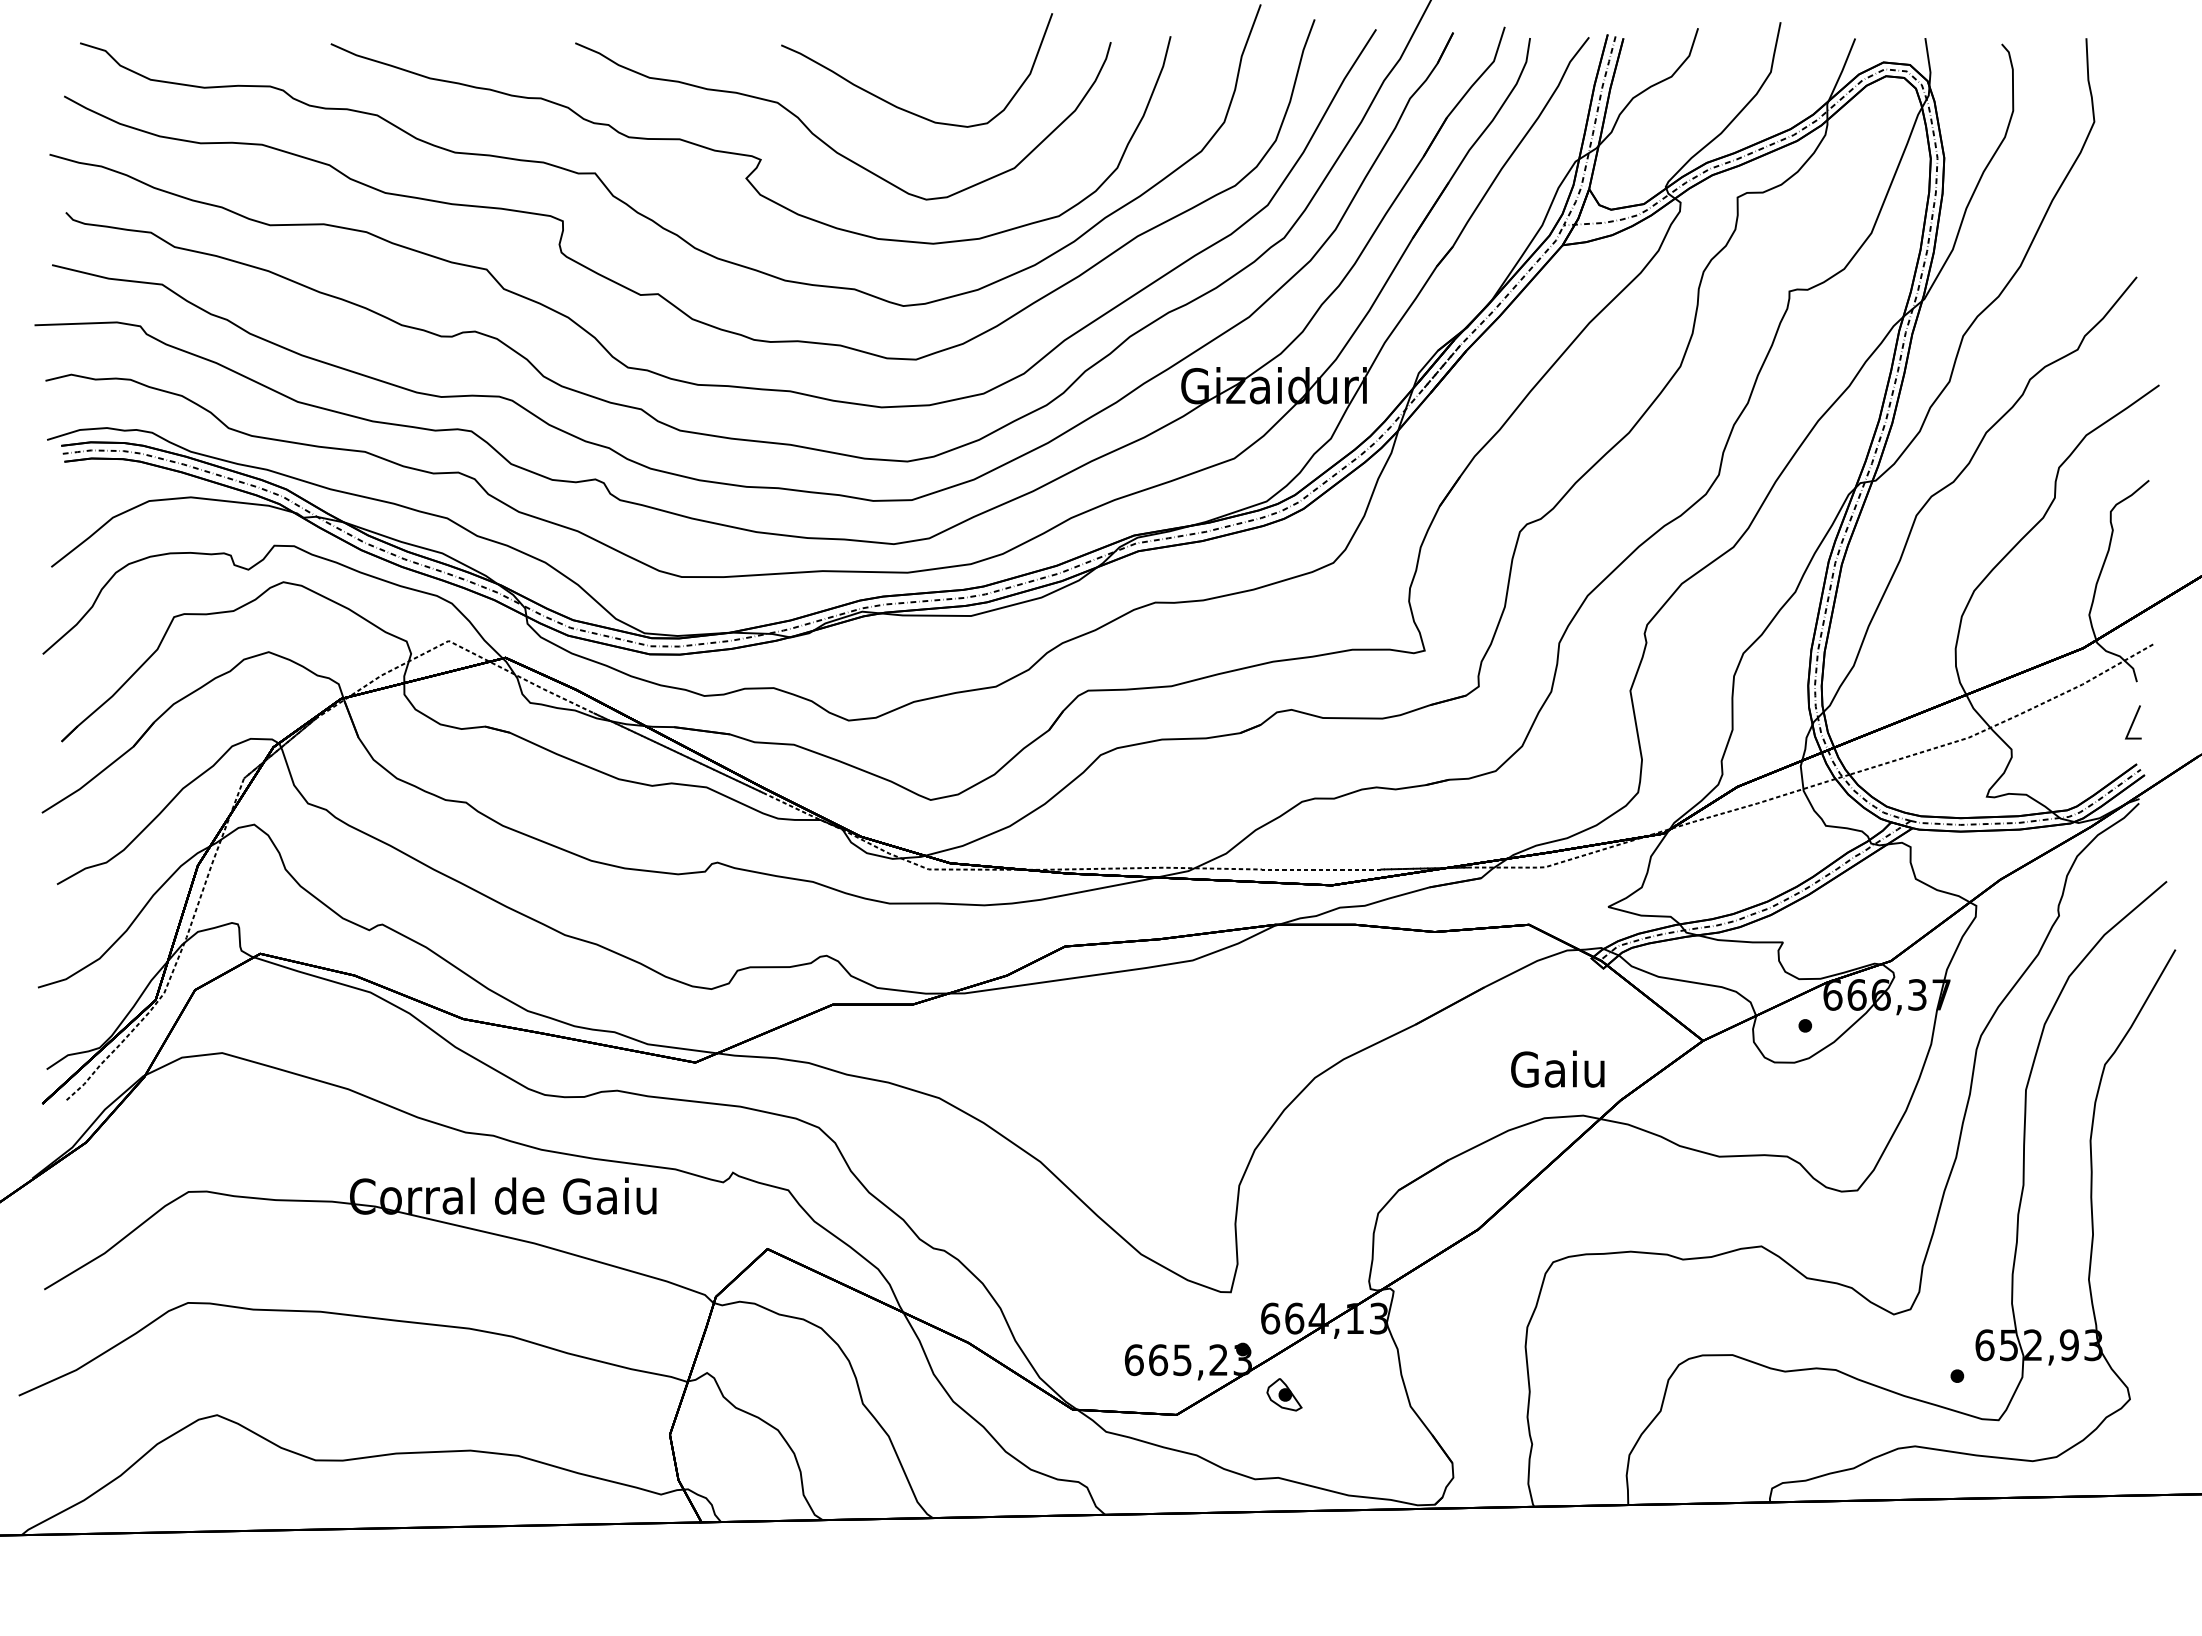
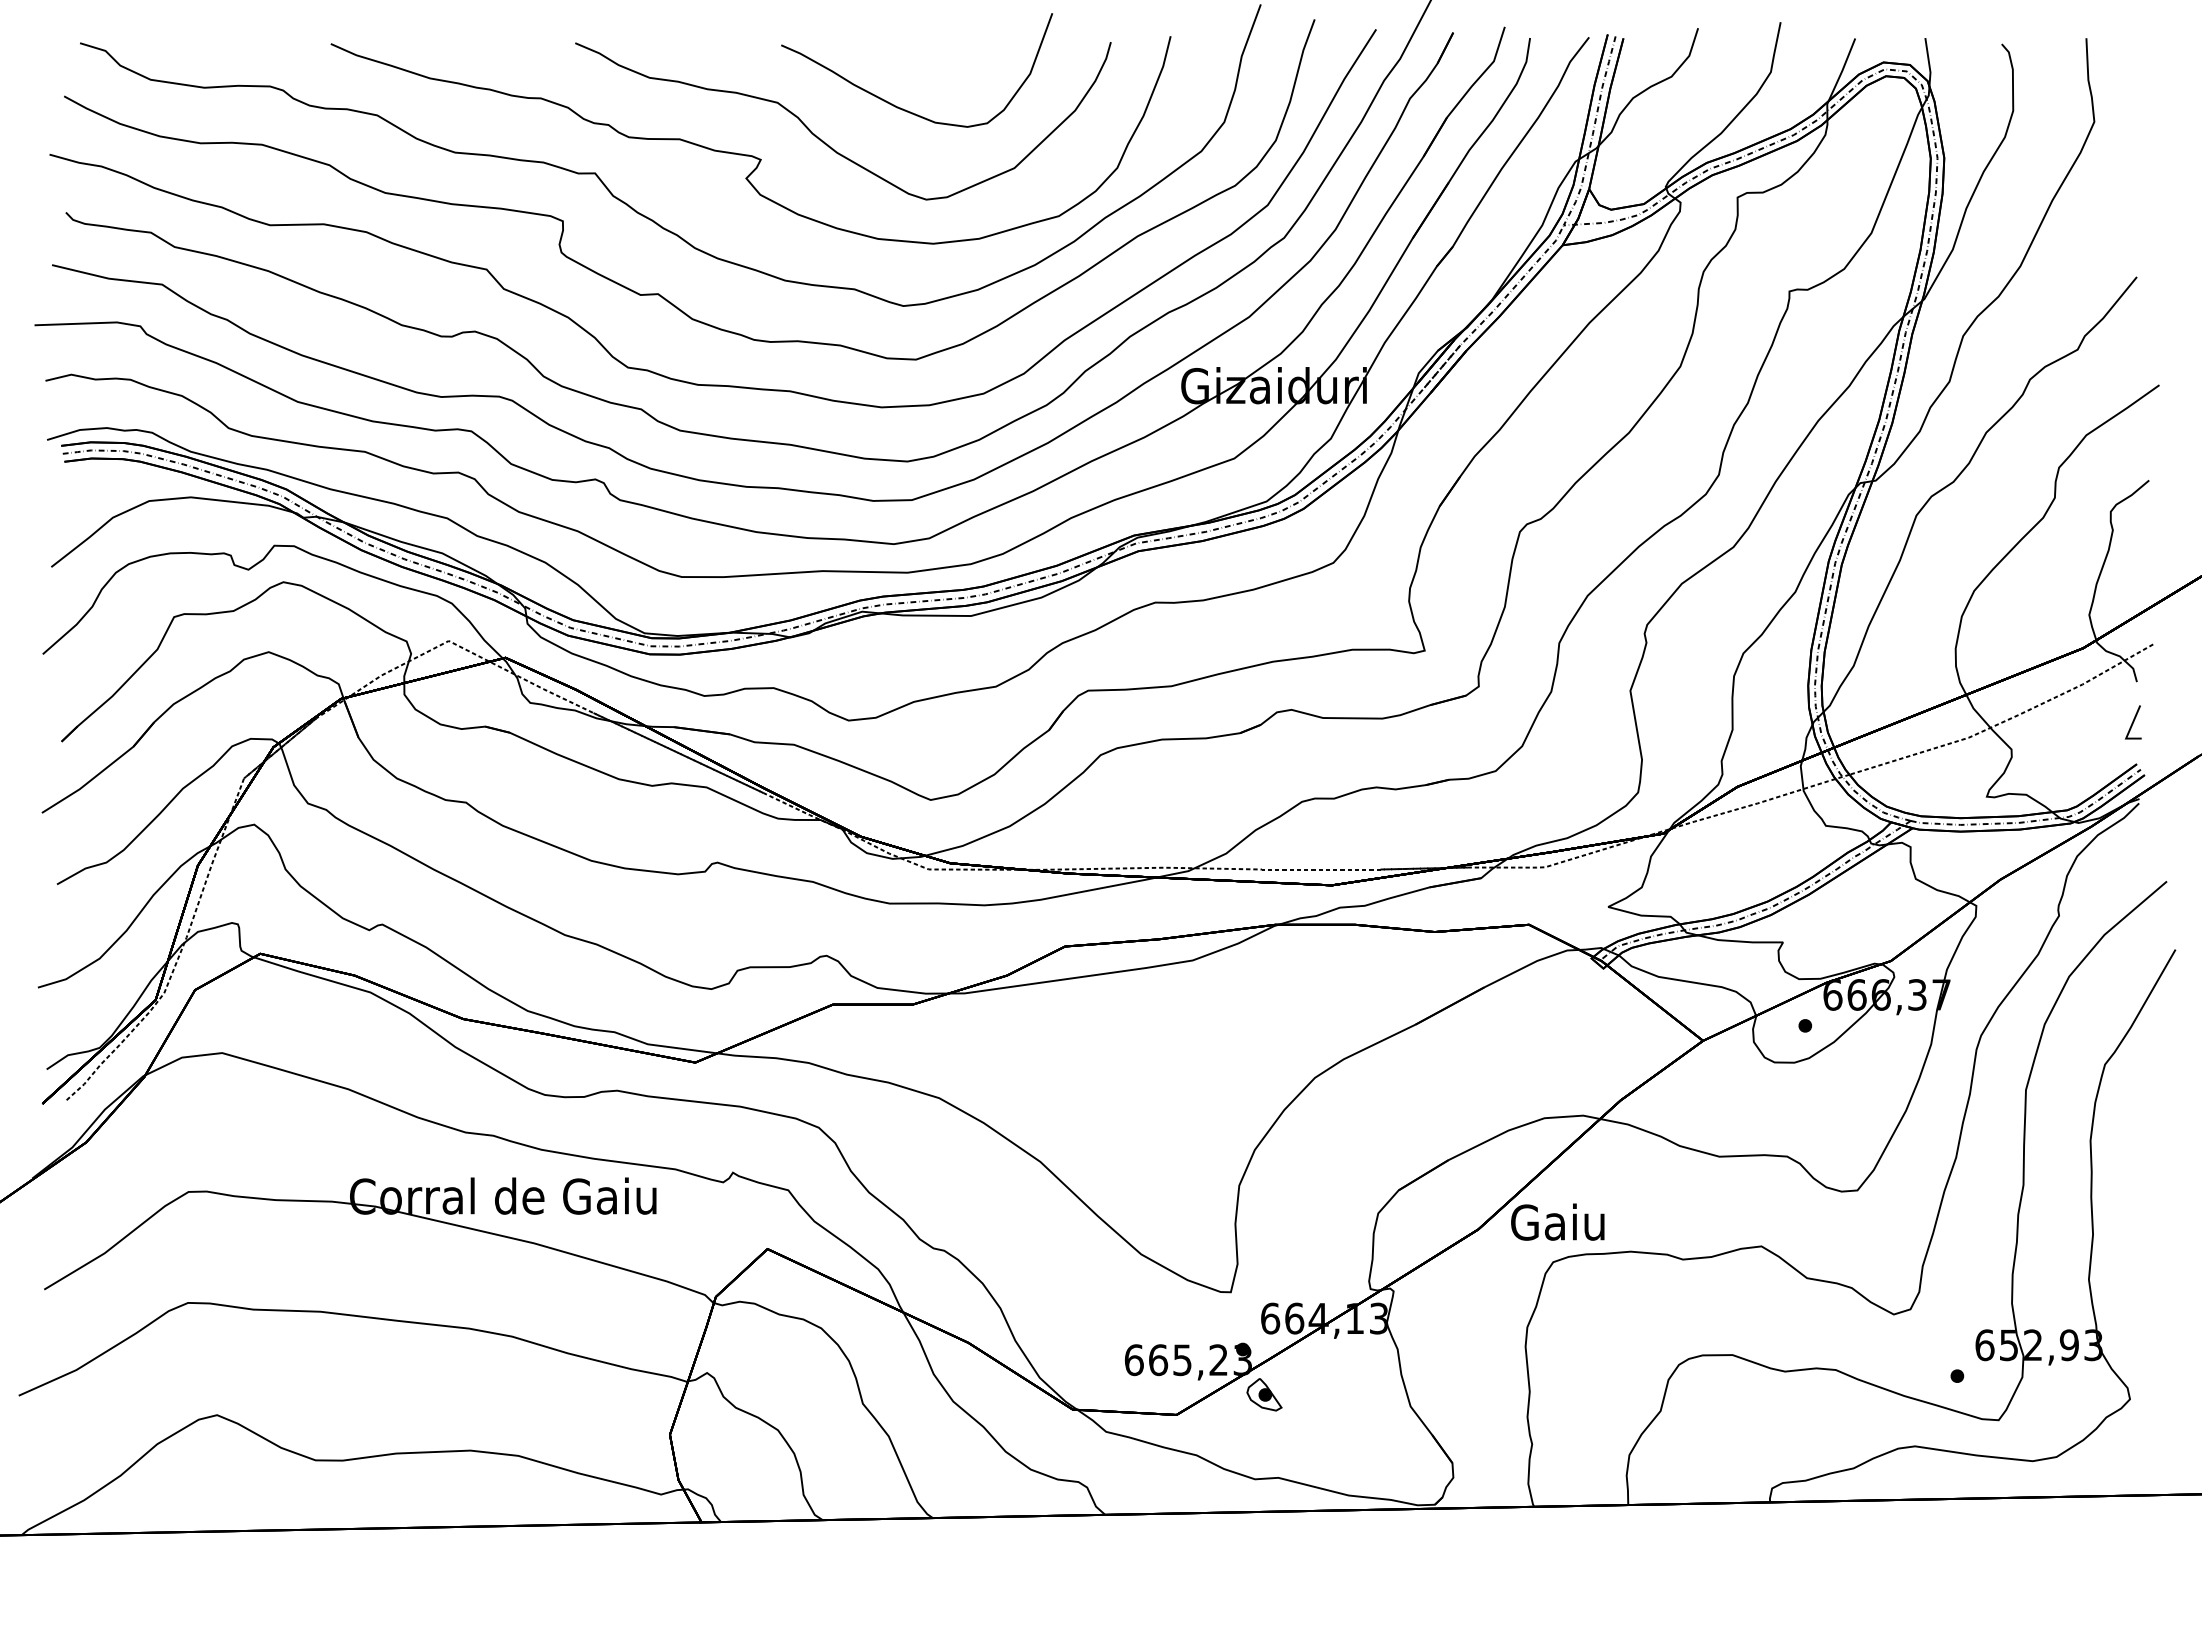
text position: (1557, 1068) -> (1557, 1221) (1557, 1221)
part position: (1284, 1394) -> (1264, 1394) (1264, 1394)
